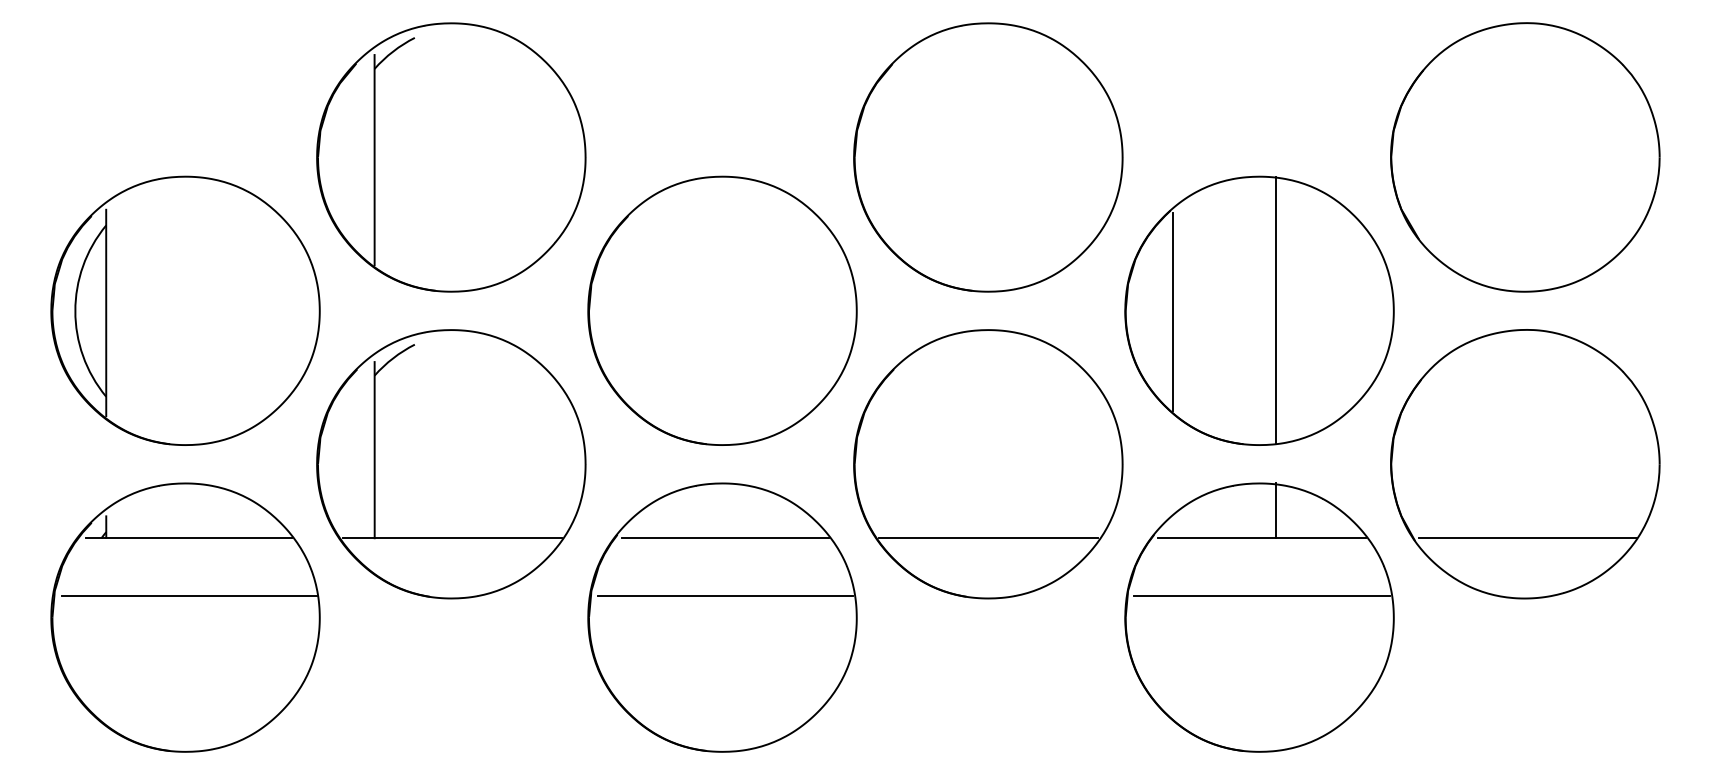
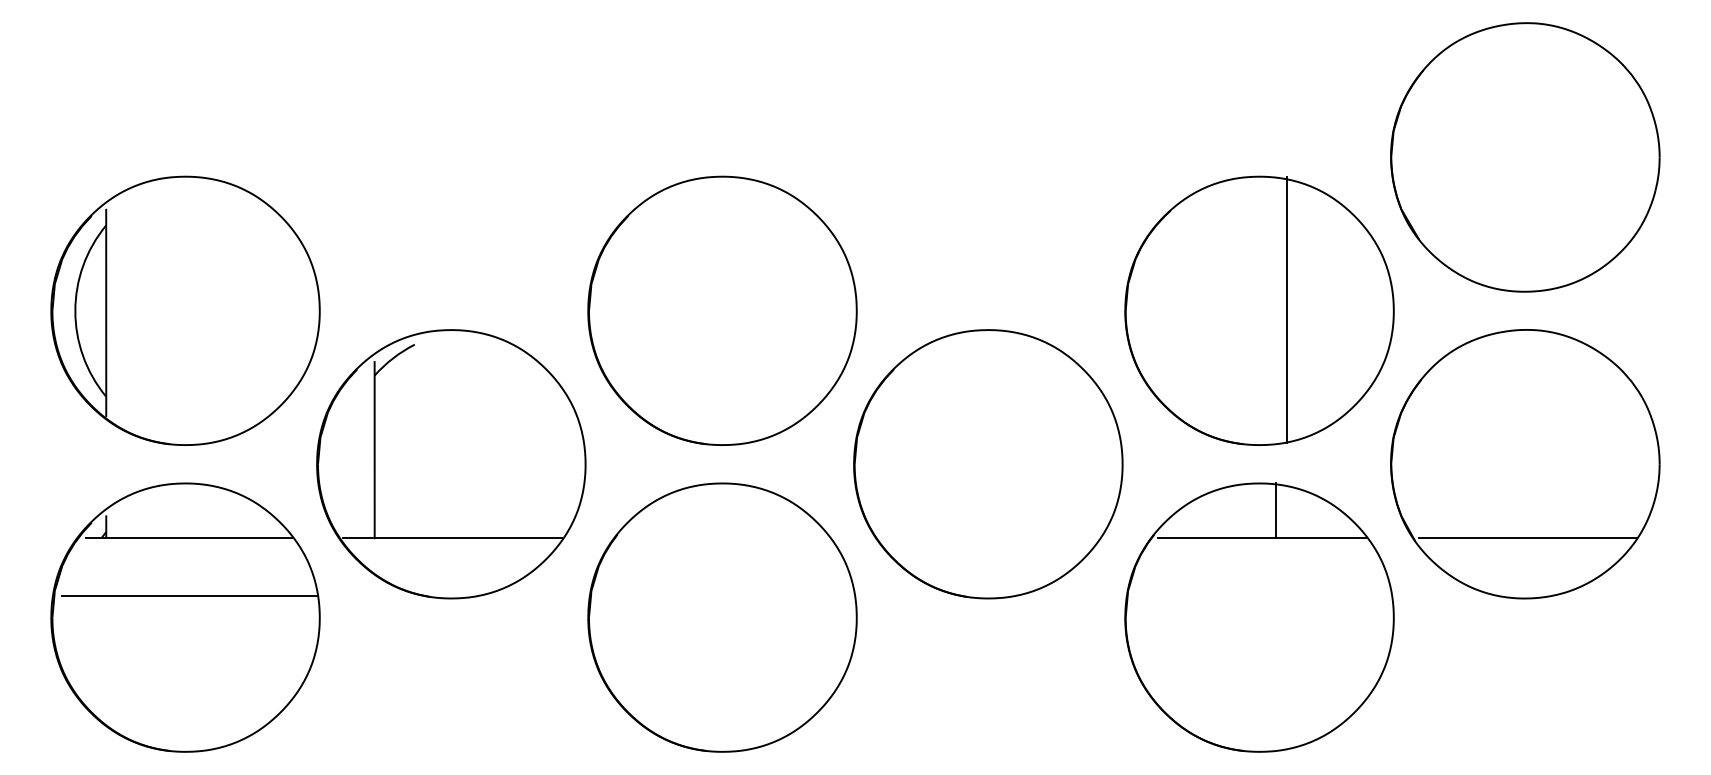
part: present -> none (451, 157)
part: present -> none (988, 157)
line position: (1276, 310) -> (1287, 310) (1287, 310)
line: present -> none (1172, 311)
line: present -> none (725, 538)
line: present -> none (988, 538)
line: present -> none (725, 595)
line: present -> none (1262, 595)
